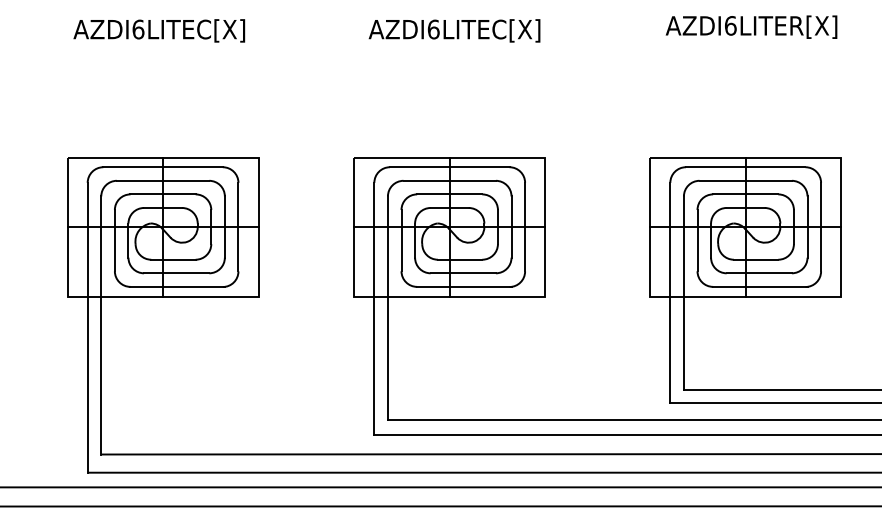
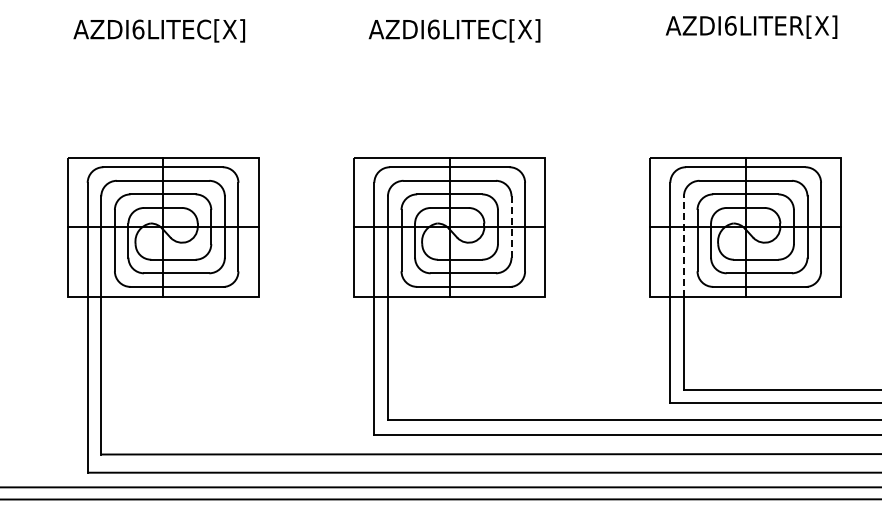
line: solid -> dashed (511, 227)
line: solid -> dashed (683, 245)
line position: (440, 506) -> (440, 499) (440, 499)
